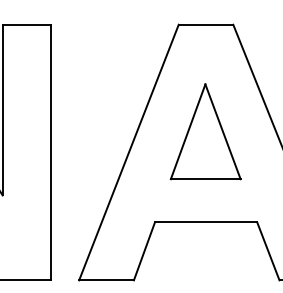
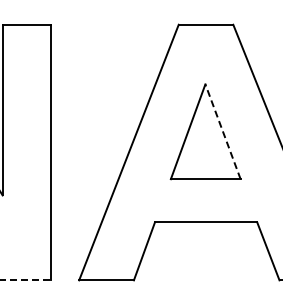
line: solid -> dashed (223, 131)
line: solid -> dashed (25, 280)
